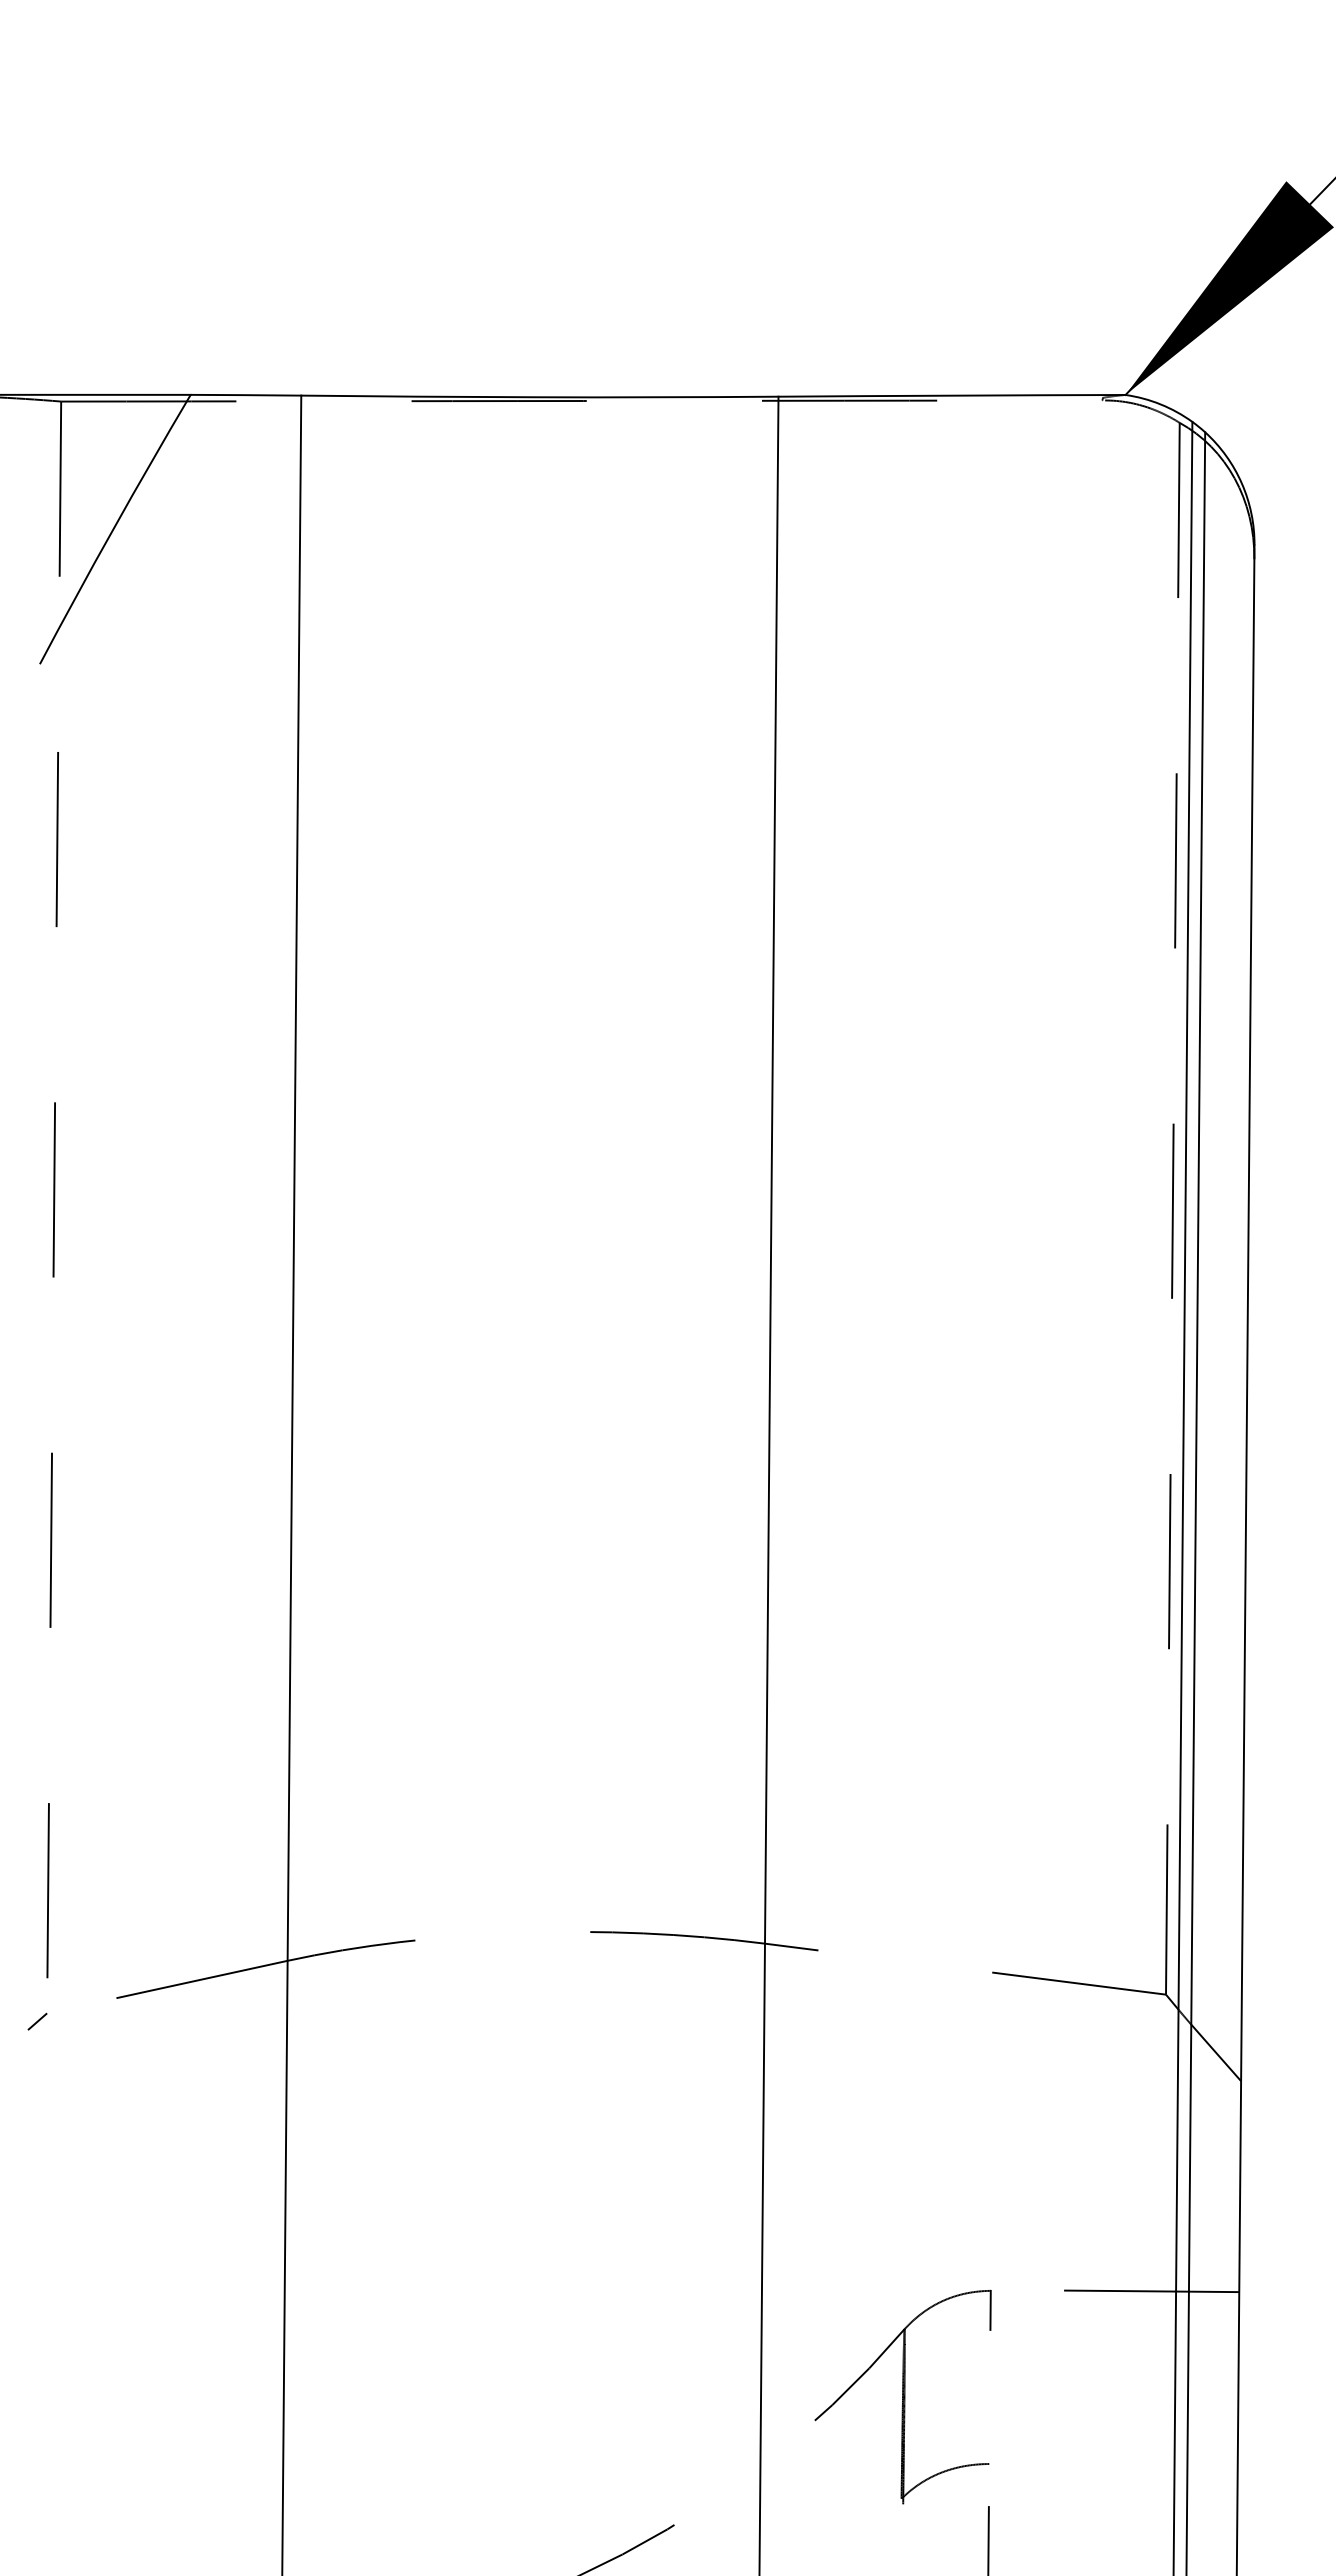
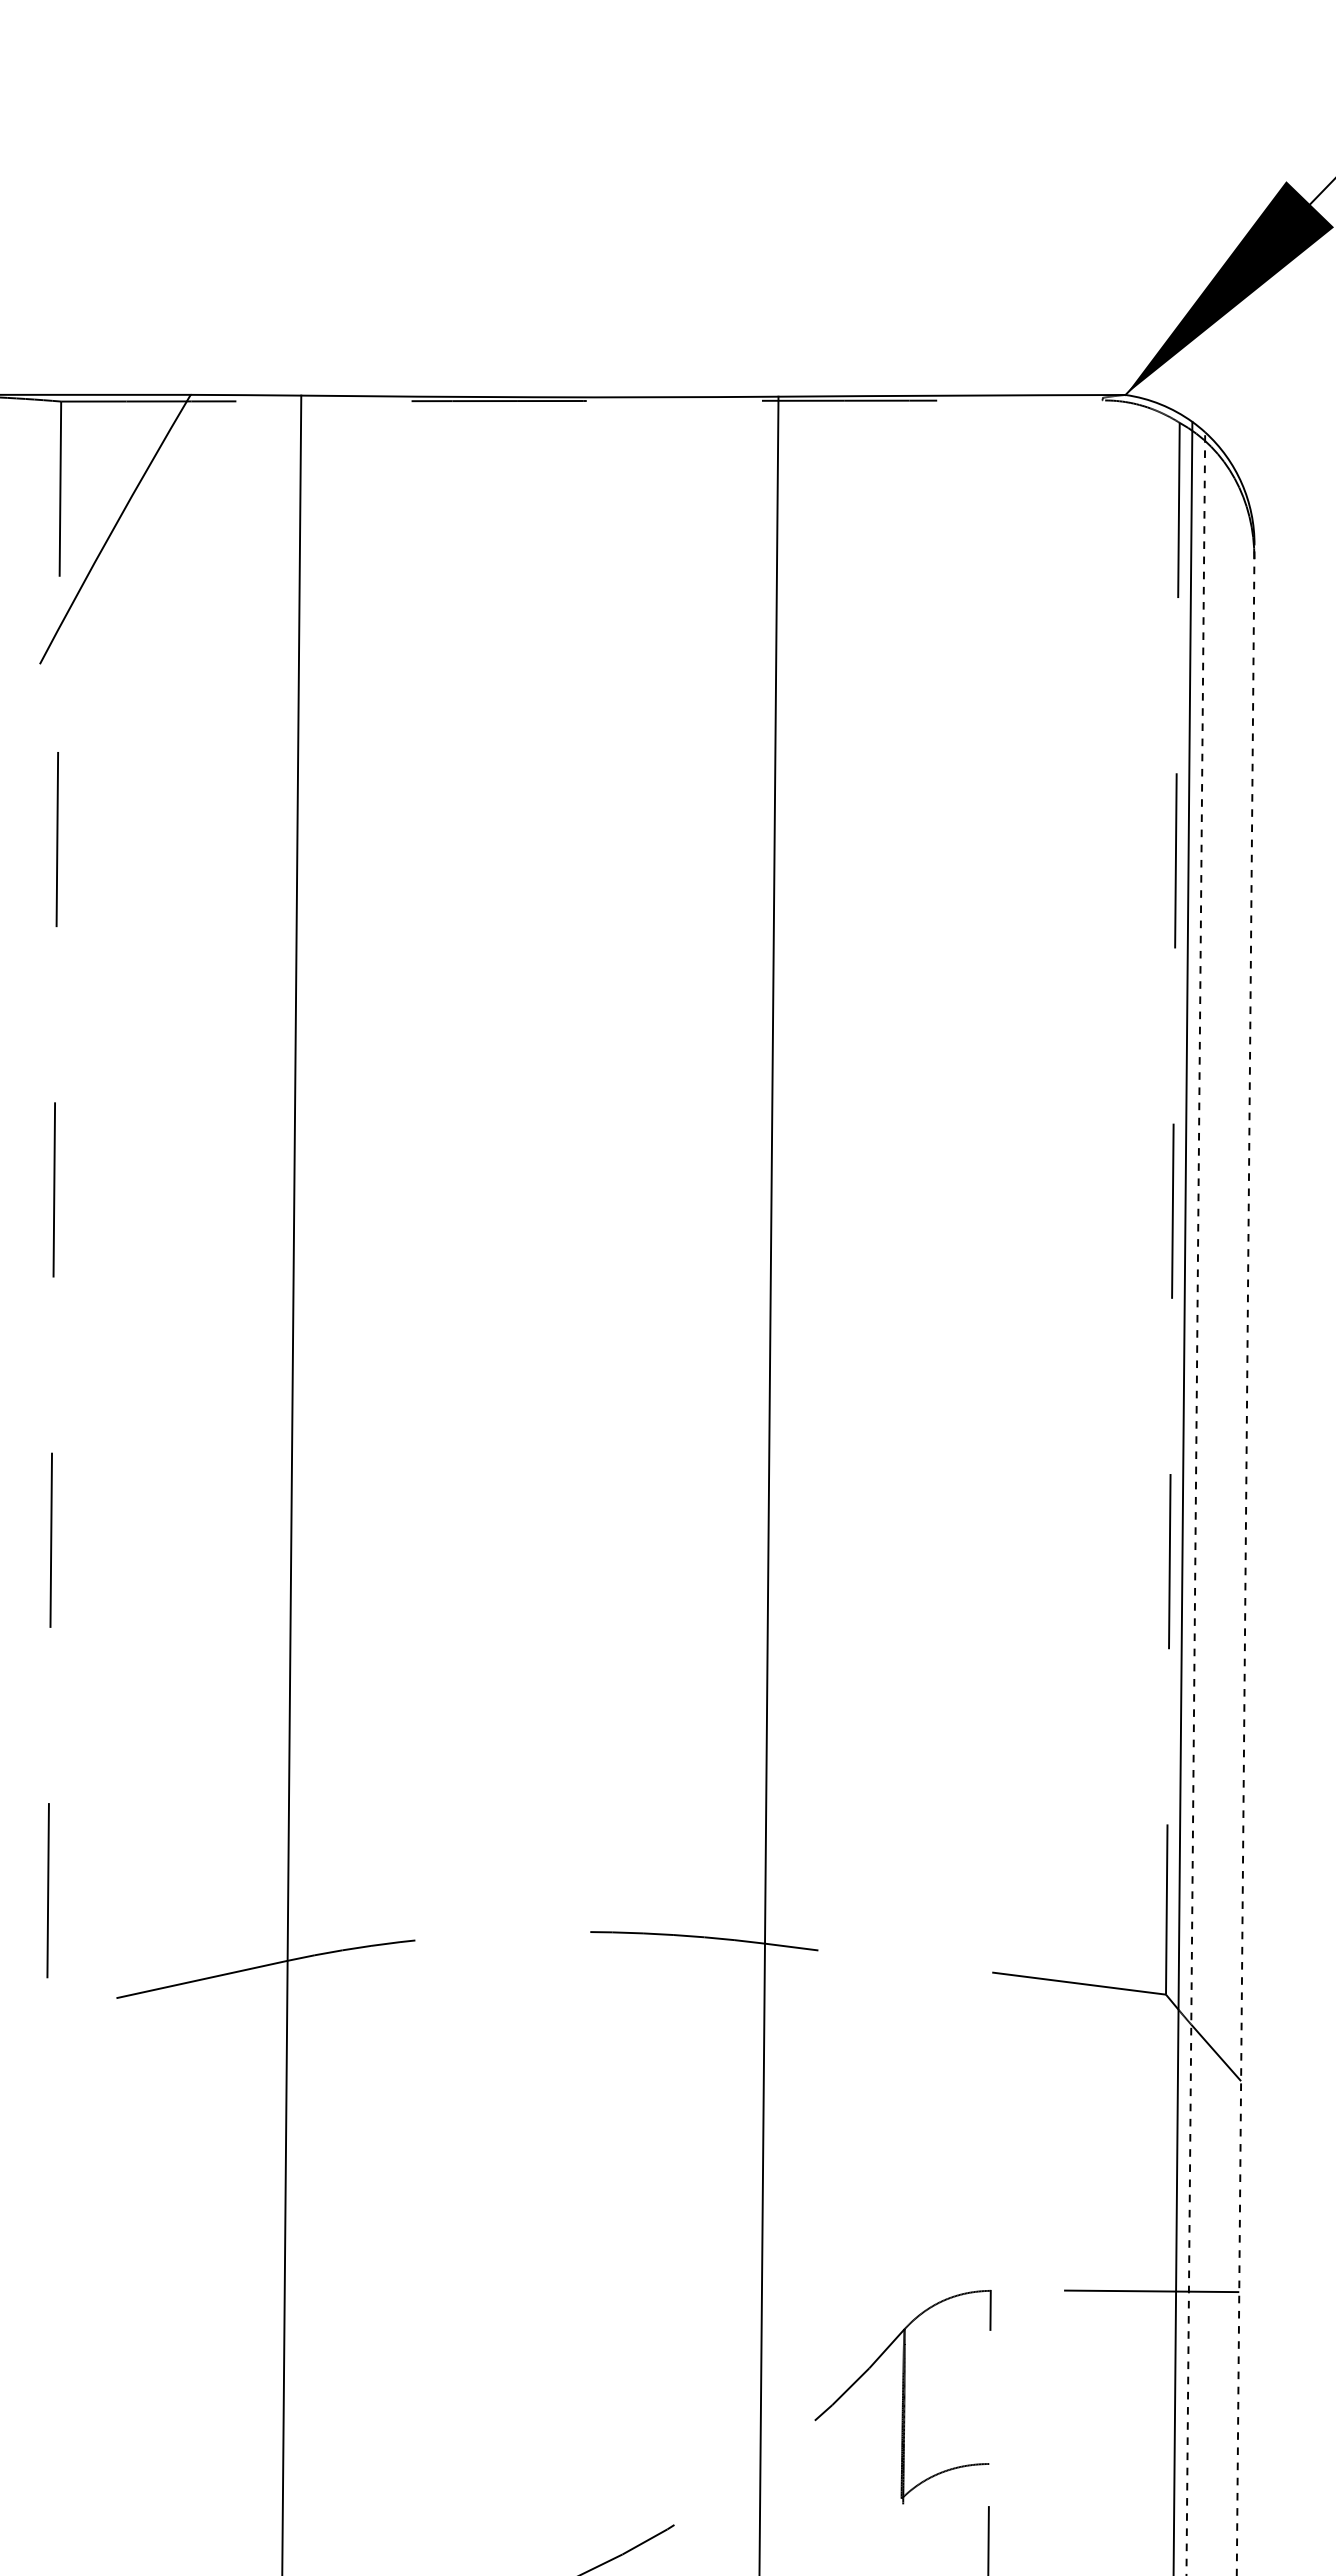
line: solid -> dashed (1195, 1503)
line: solid -> dashed (1245, 1560)
line: present -> none (37, 2021)
